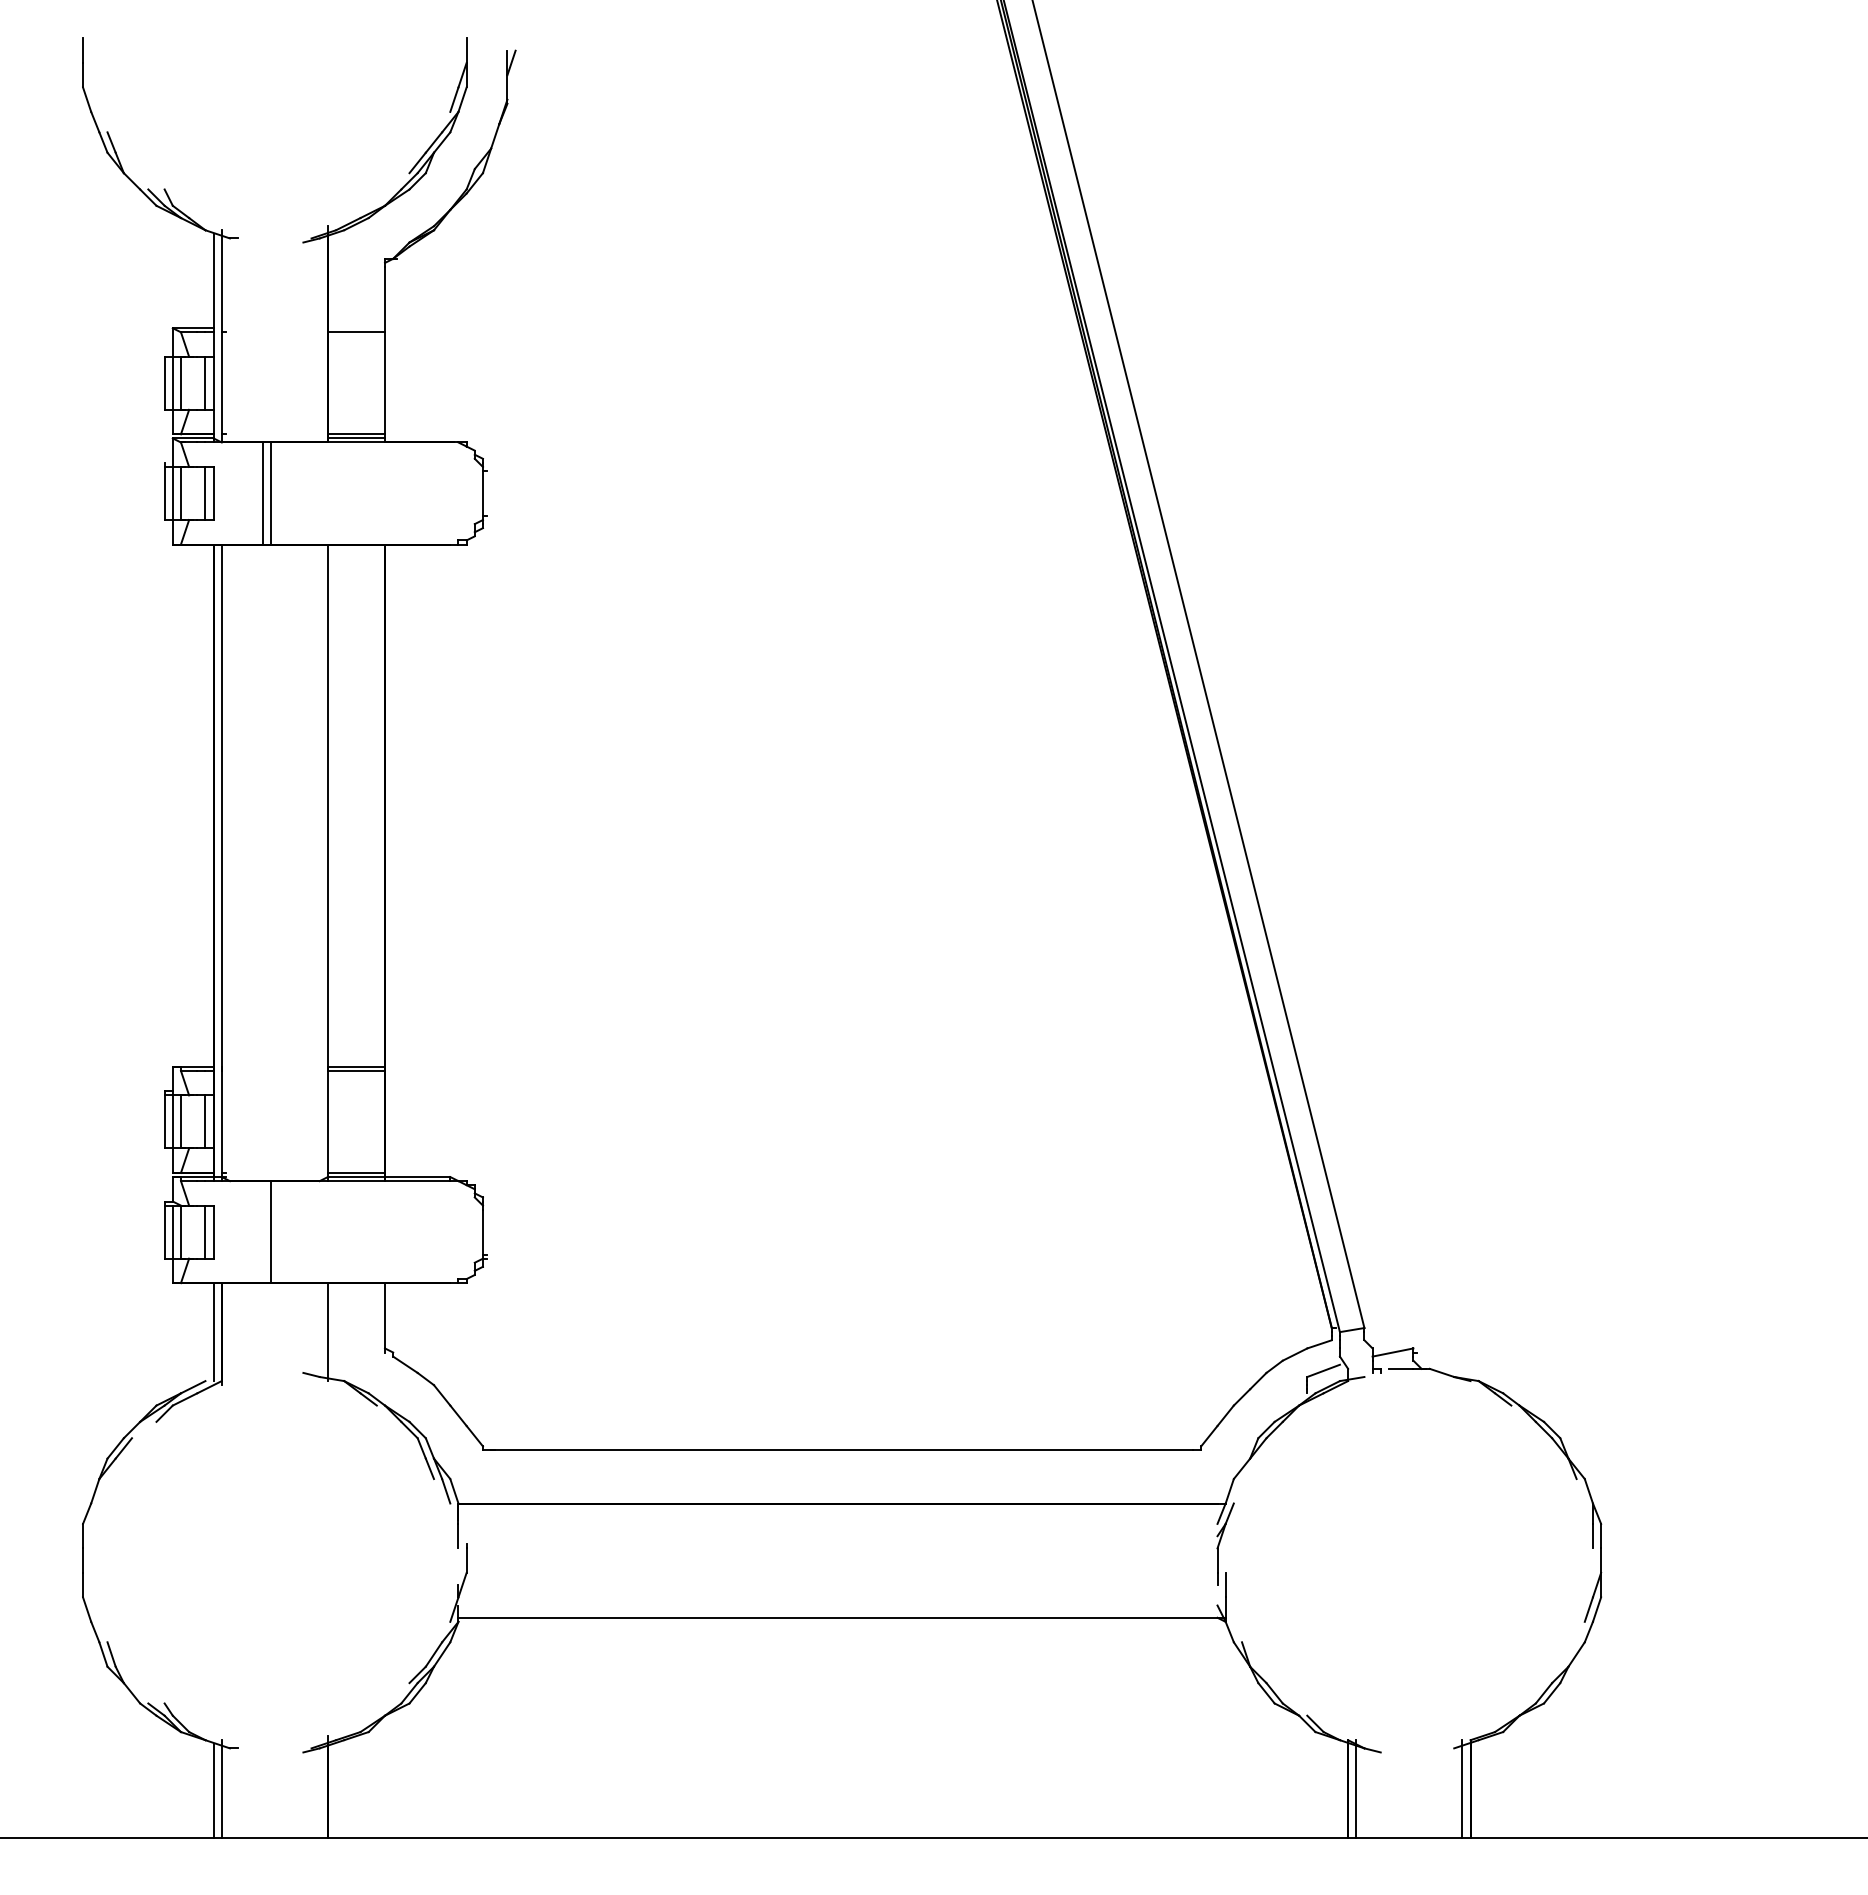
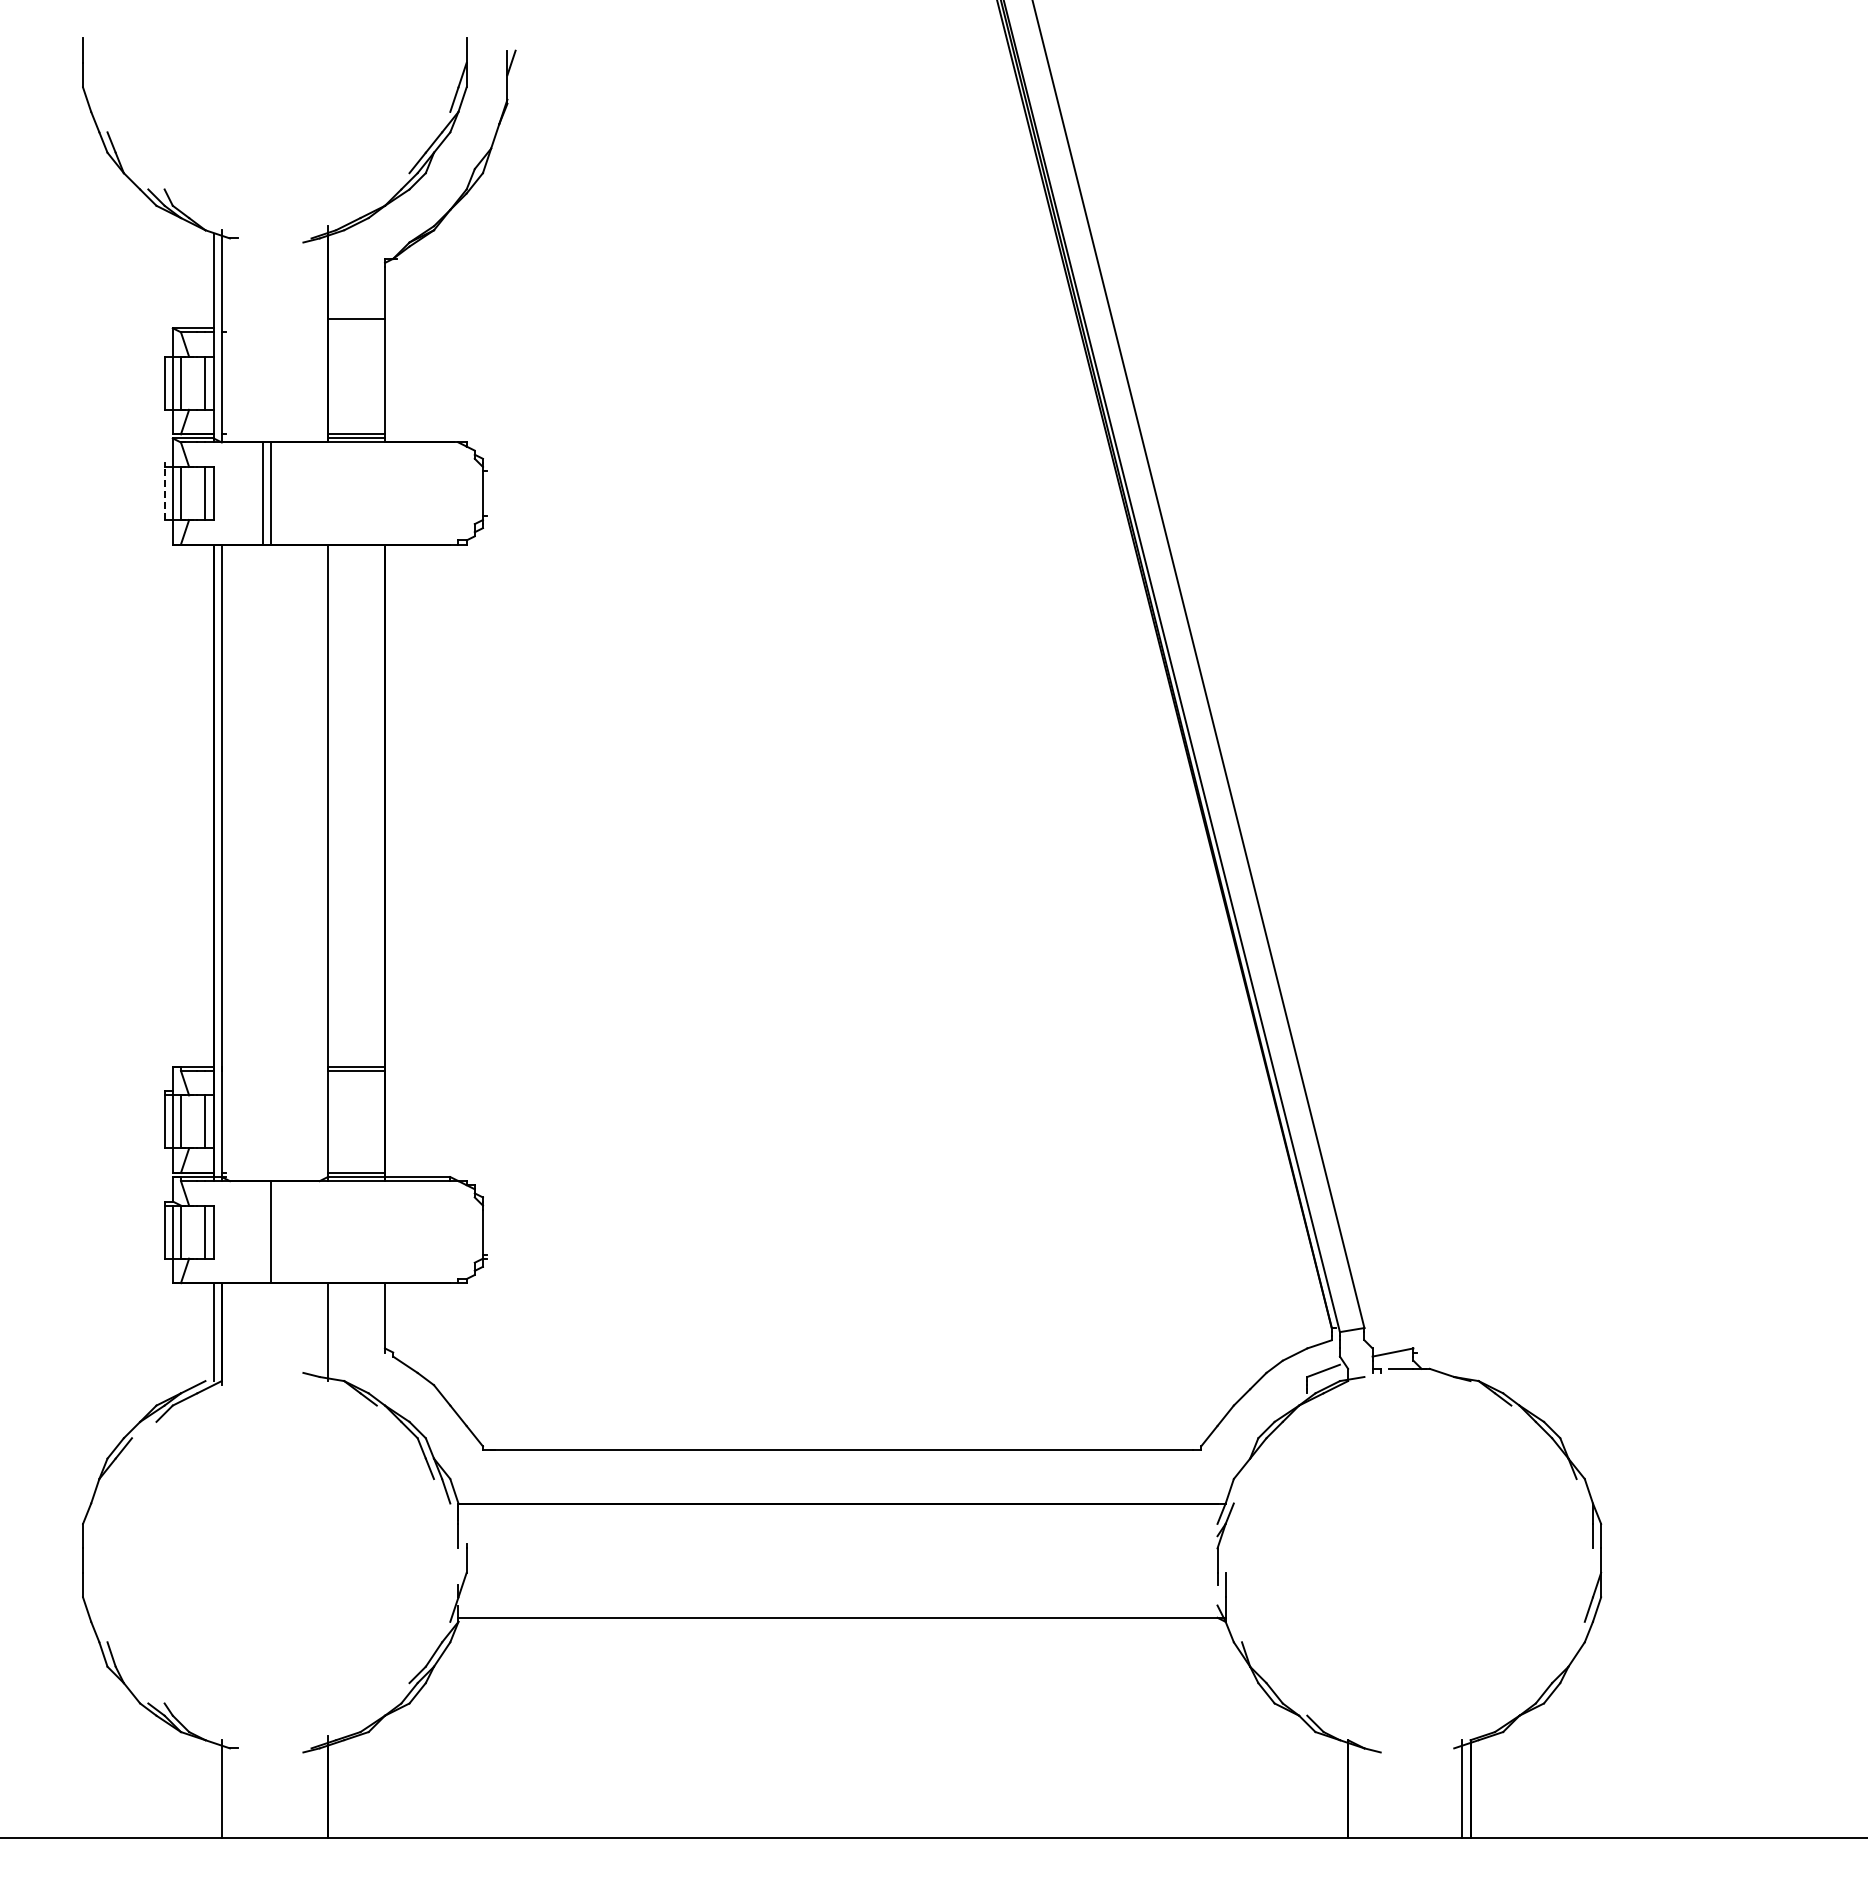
line position: (356, 332) -> (356, 319) (356, 319)
line: solid -> dashed (164, 493)
line: present -> none (1356, 1789)
line: present -> none (213, 1791)
